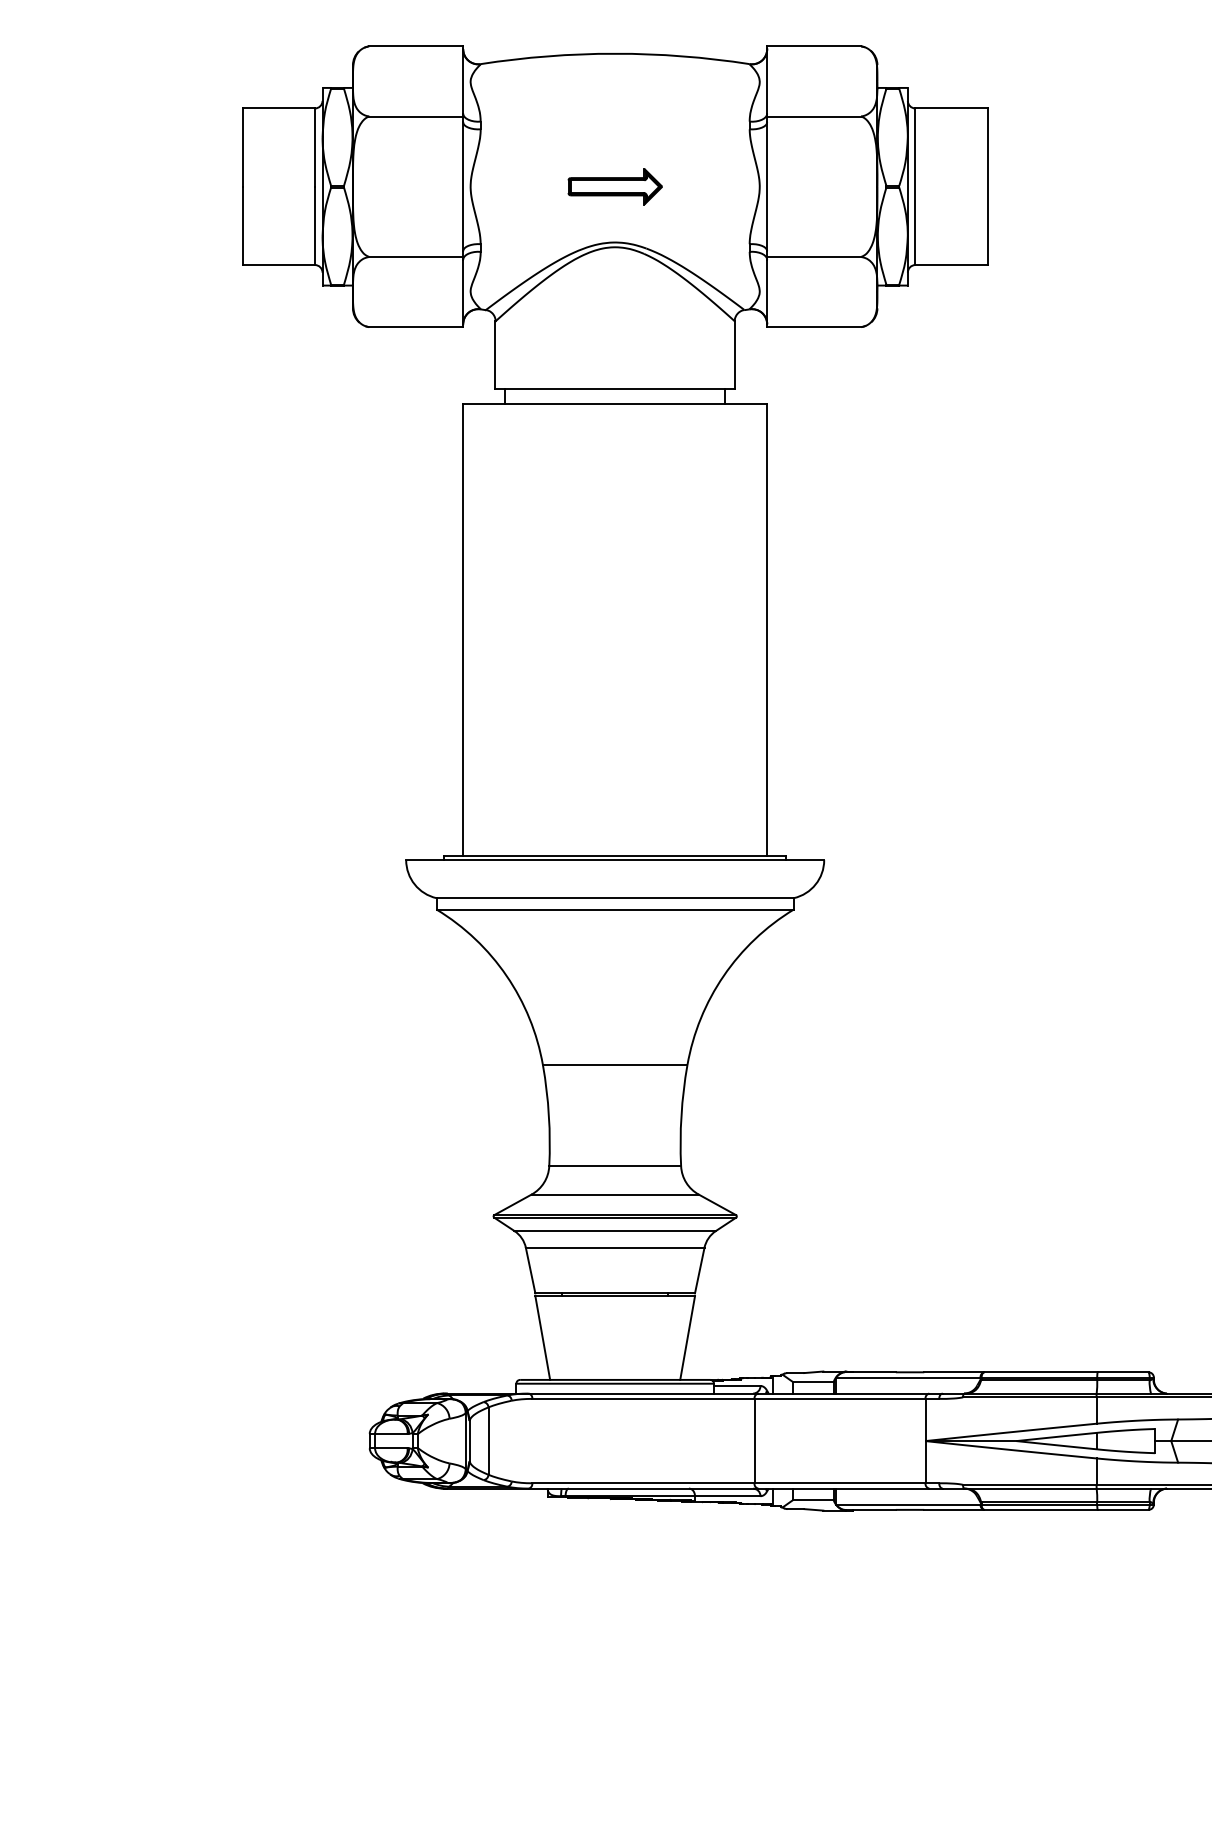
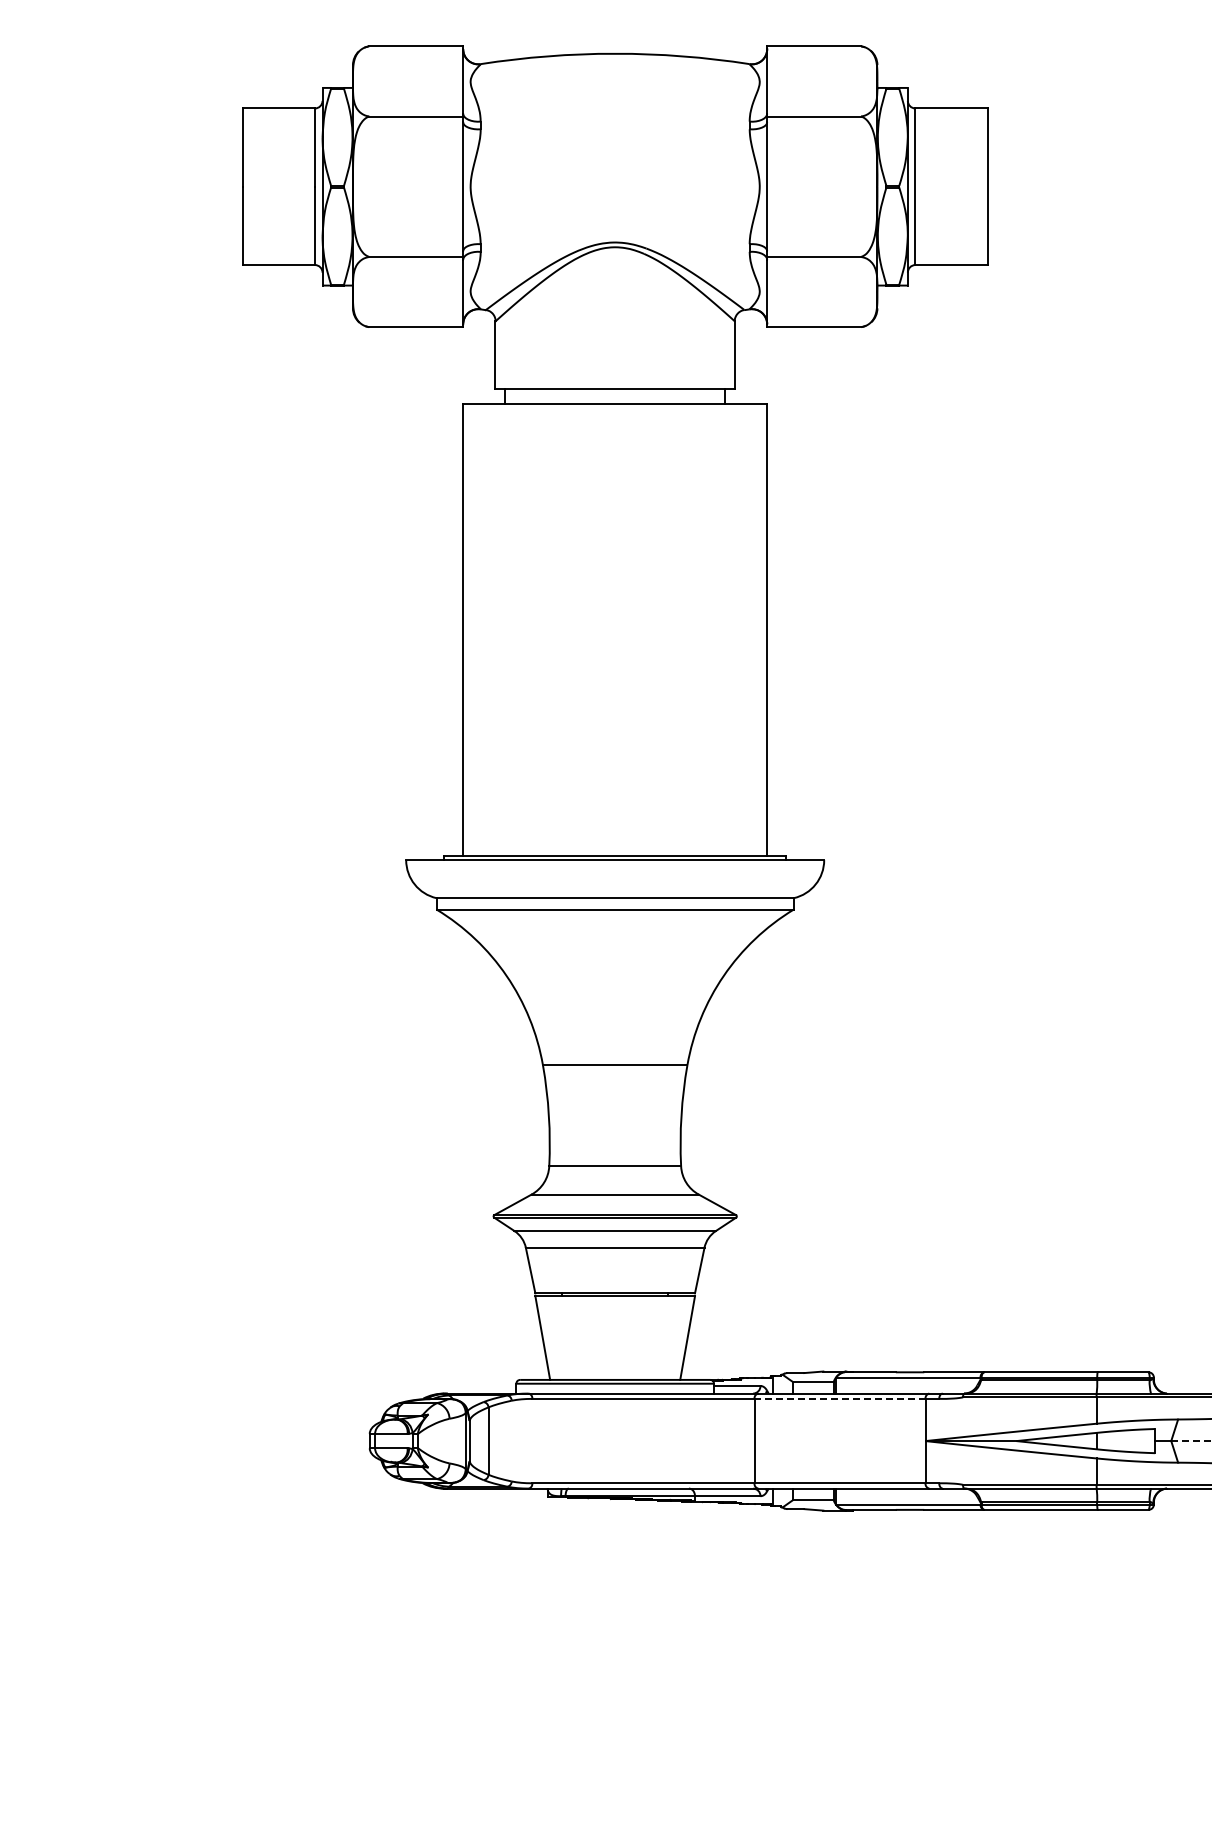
part: present -> none (614, 186)
line: solid -> dashed (840, 1398)
line: solid -> dashed (1191, 1441)
